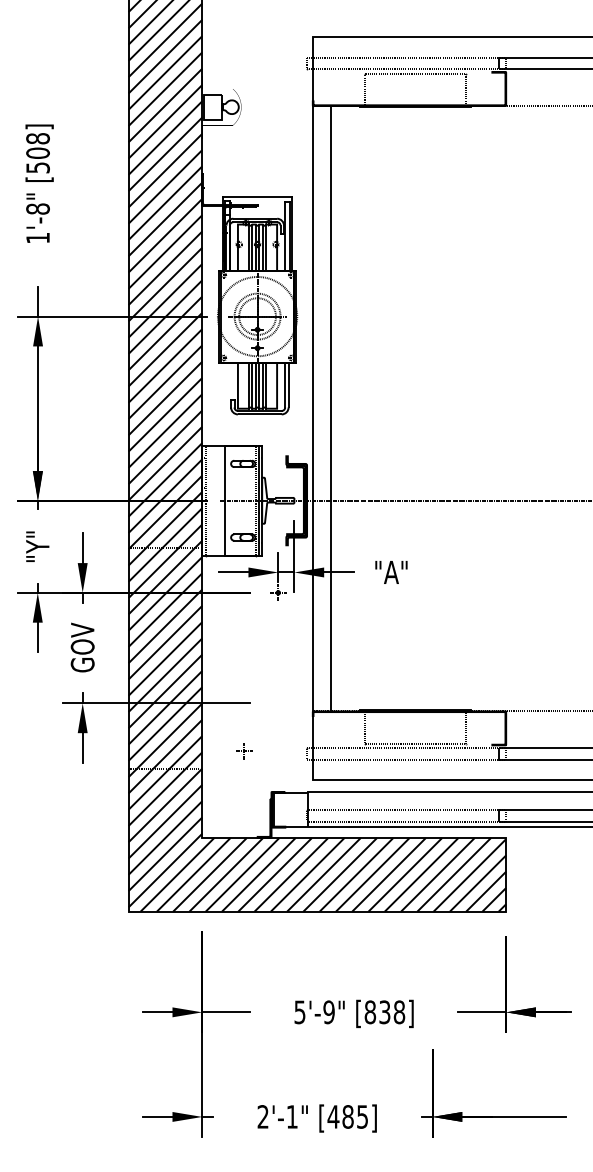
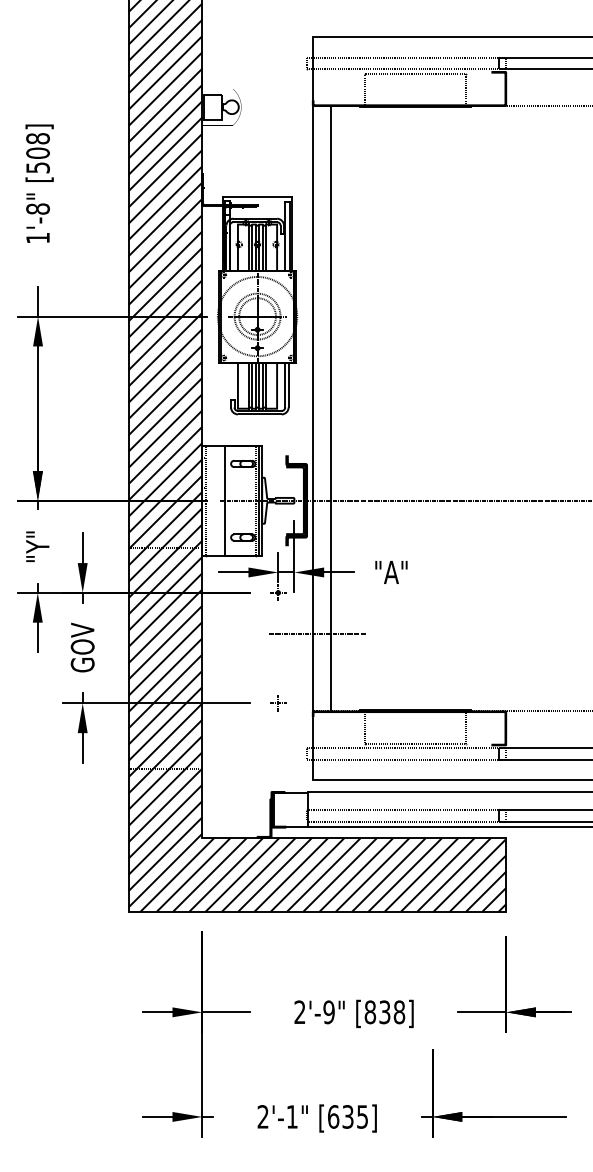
line: none -> present (317, 633)
part position: (244, 751) -> (278, 703) (278, 703)
text: 5'-9" -> 2'-9" (299, 1012)
text: [485] -> [635] (340, 1116)
